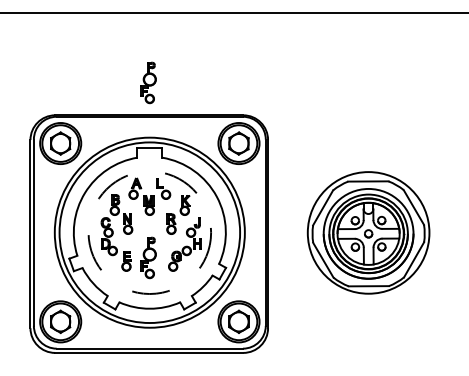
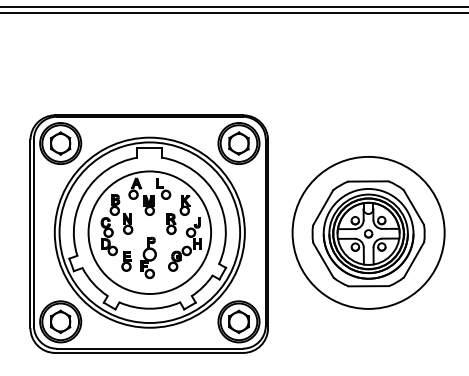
line: none -> present (233, 6)
part: present -> none (148, 82)
circle: dashed -> solid (149, 232)
circle diameter: 122 px -> 152 px (368, 232)
